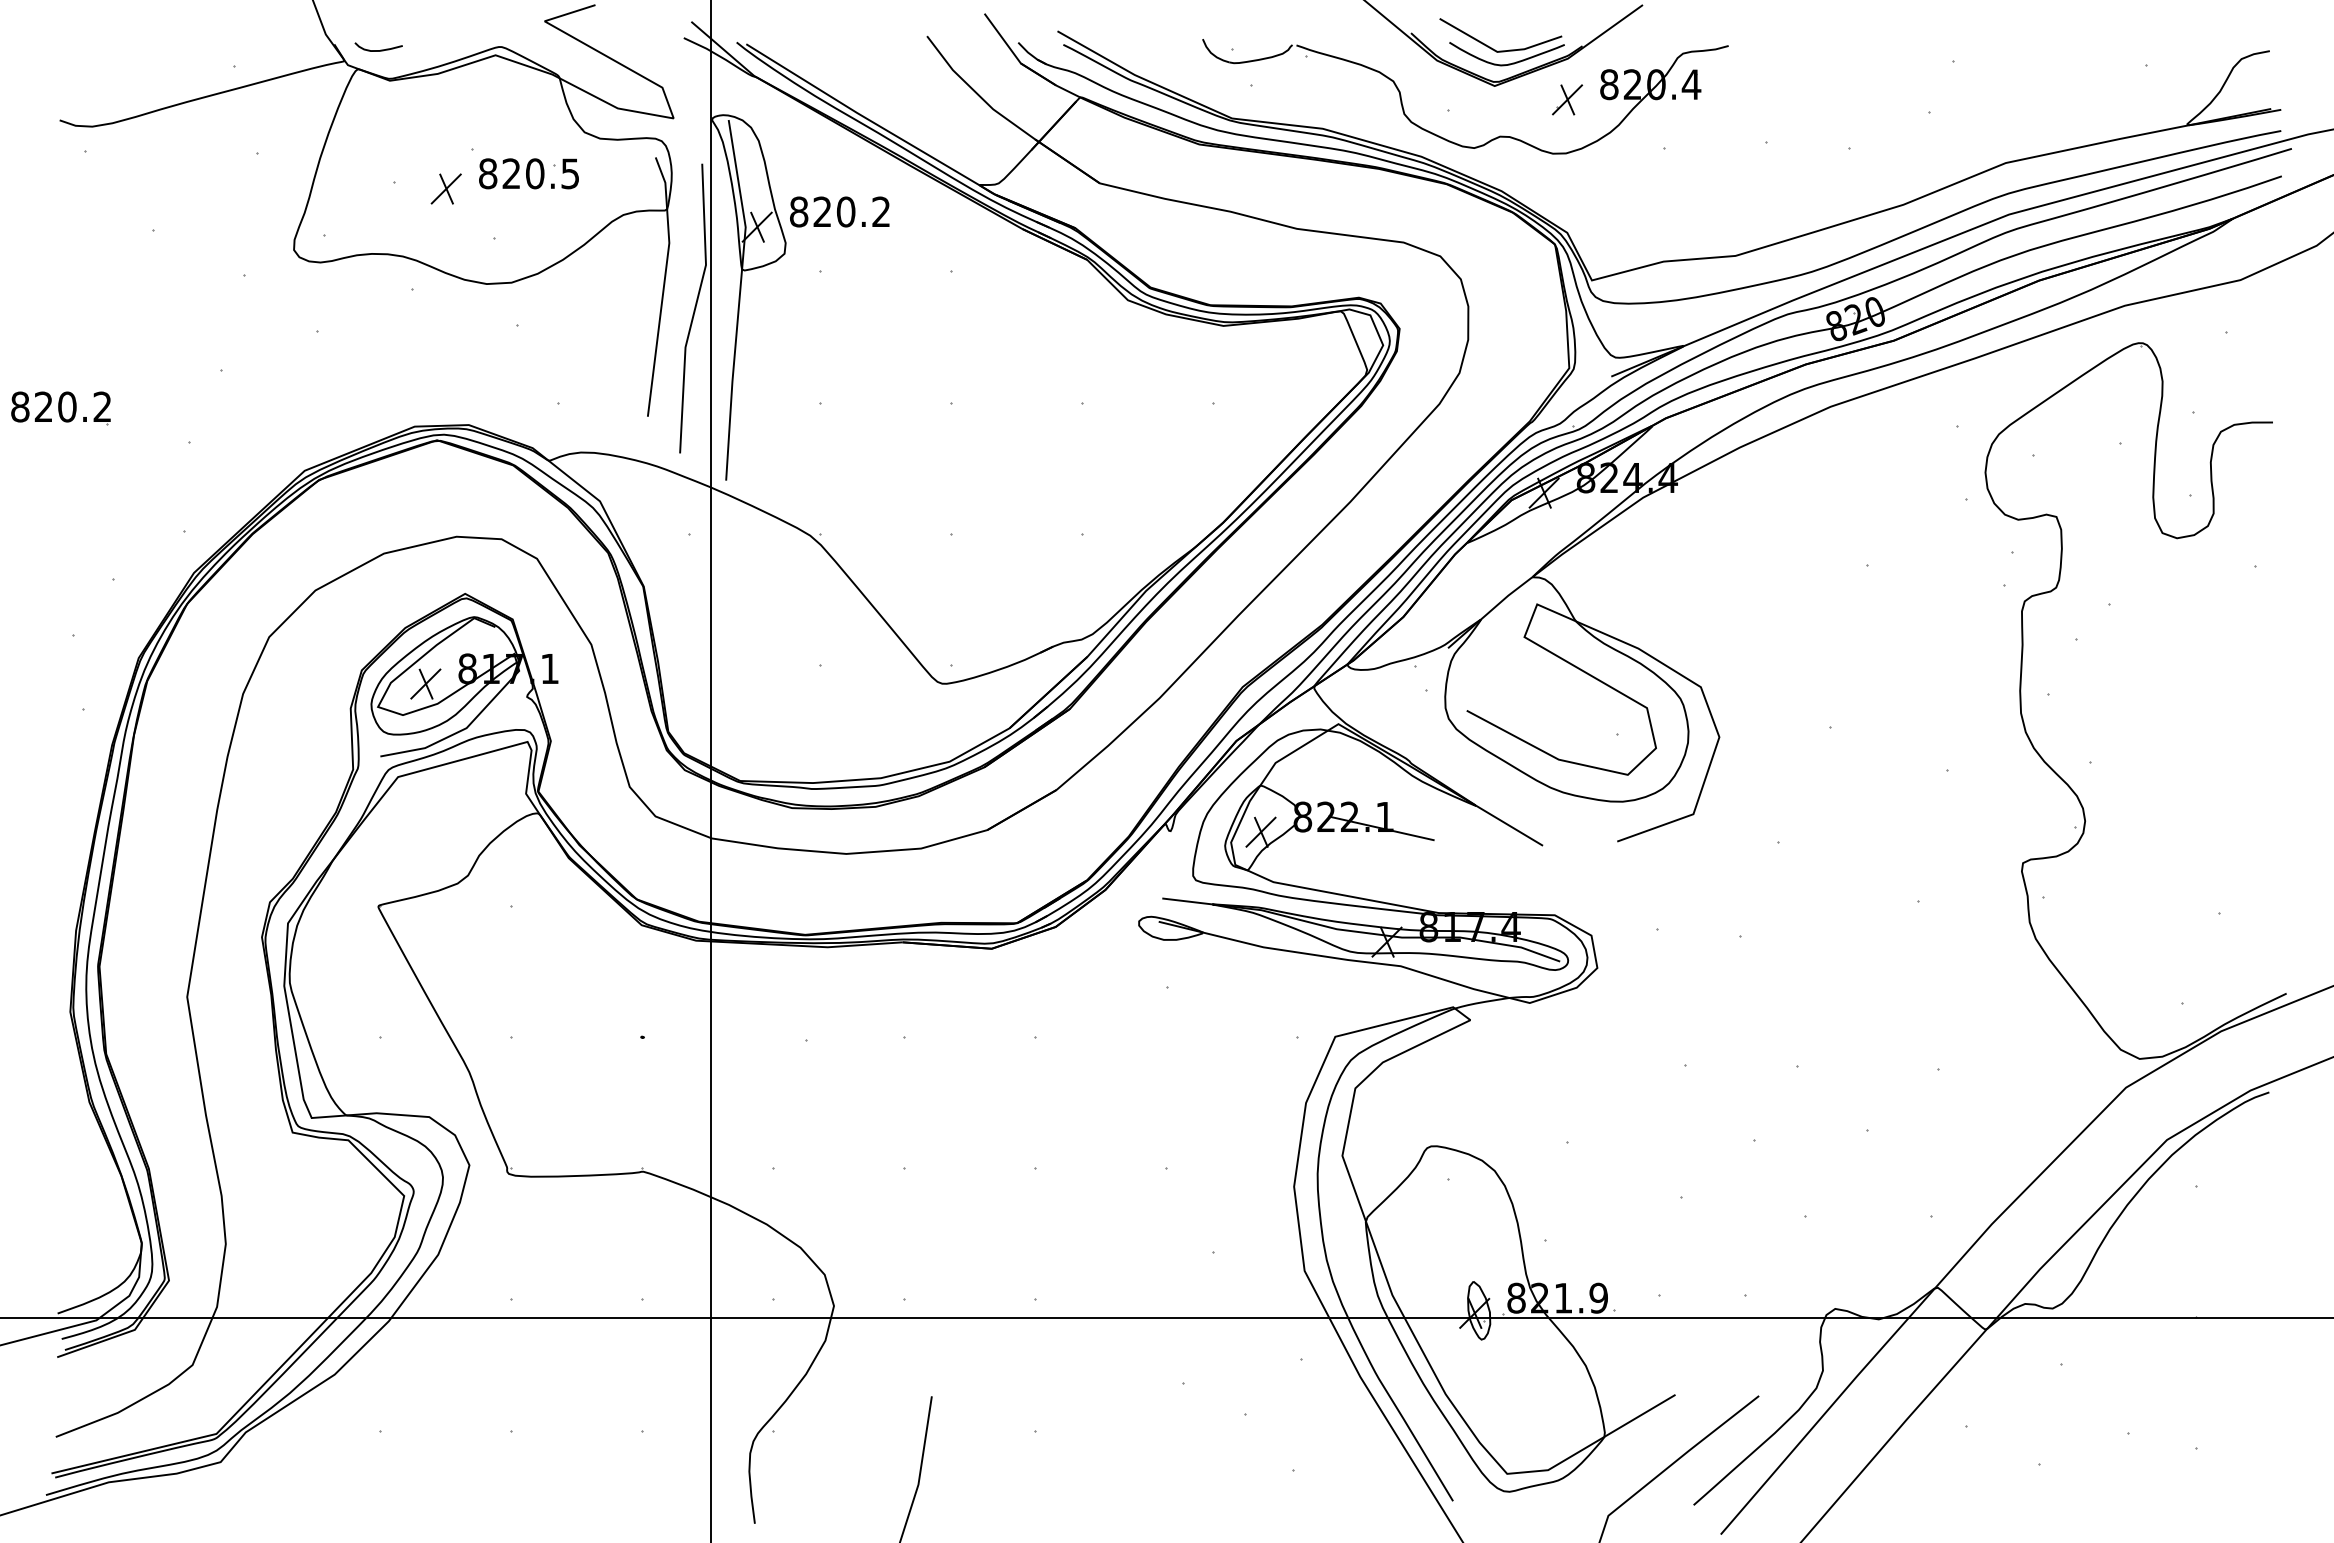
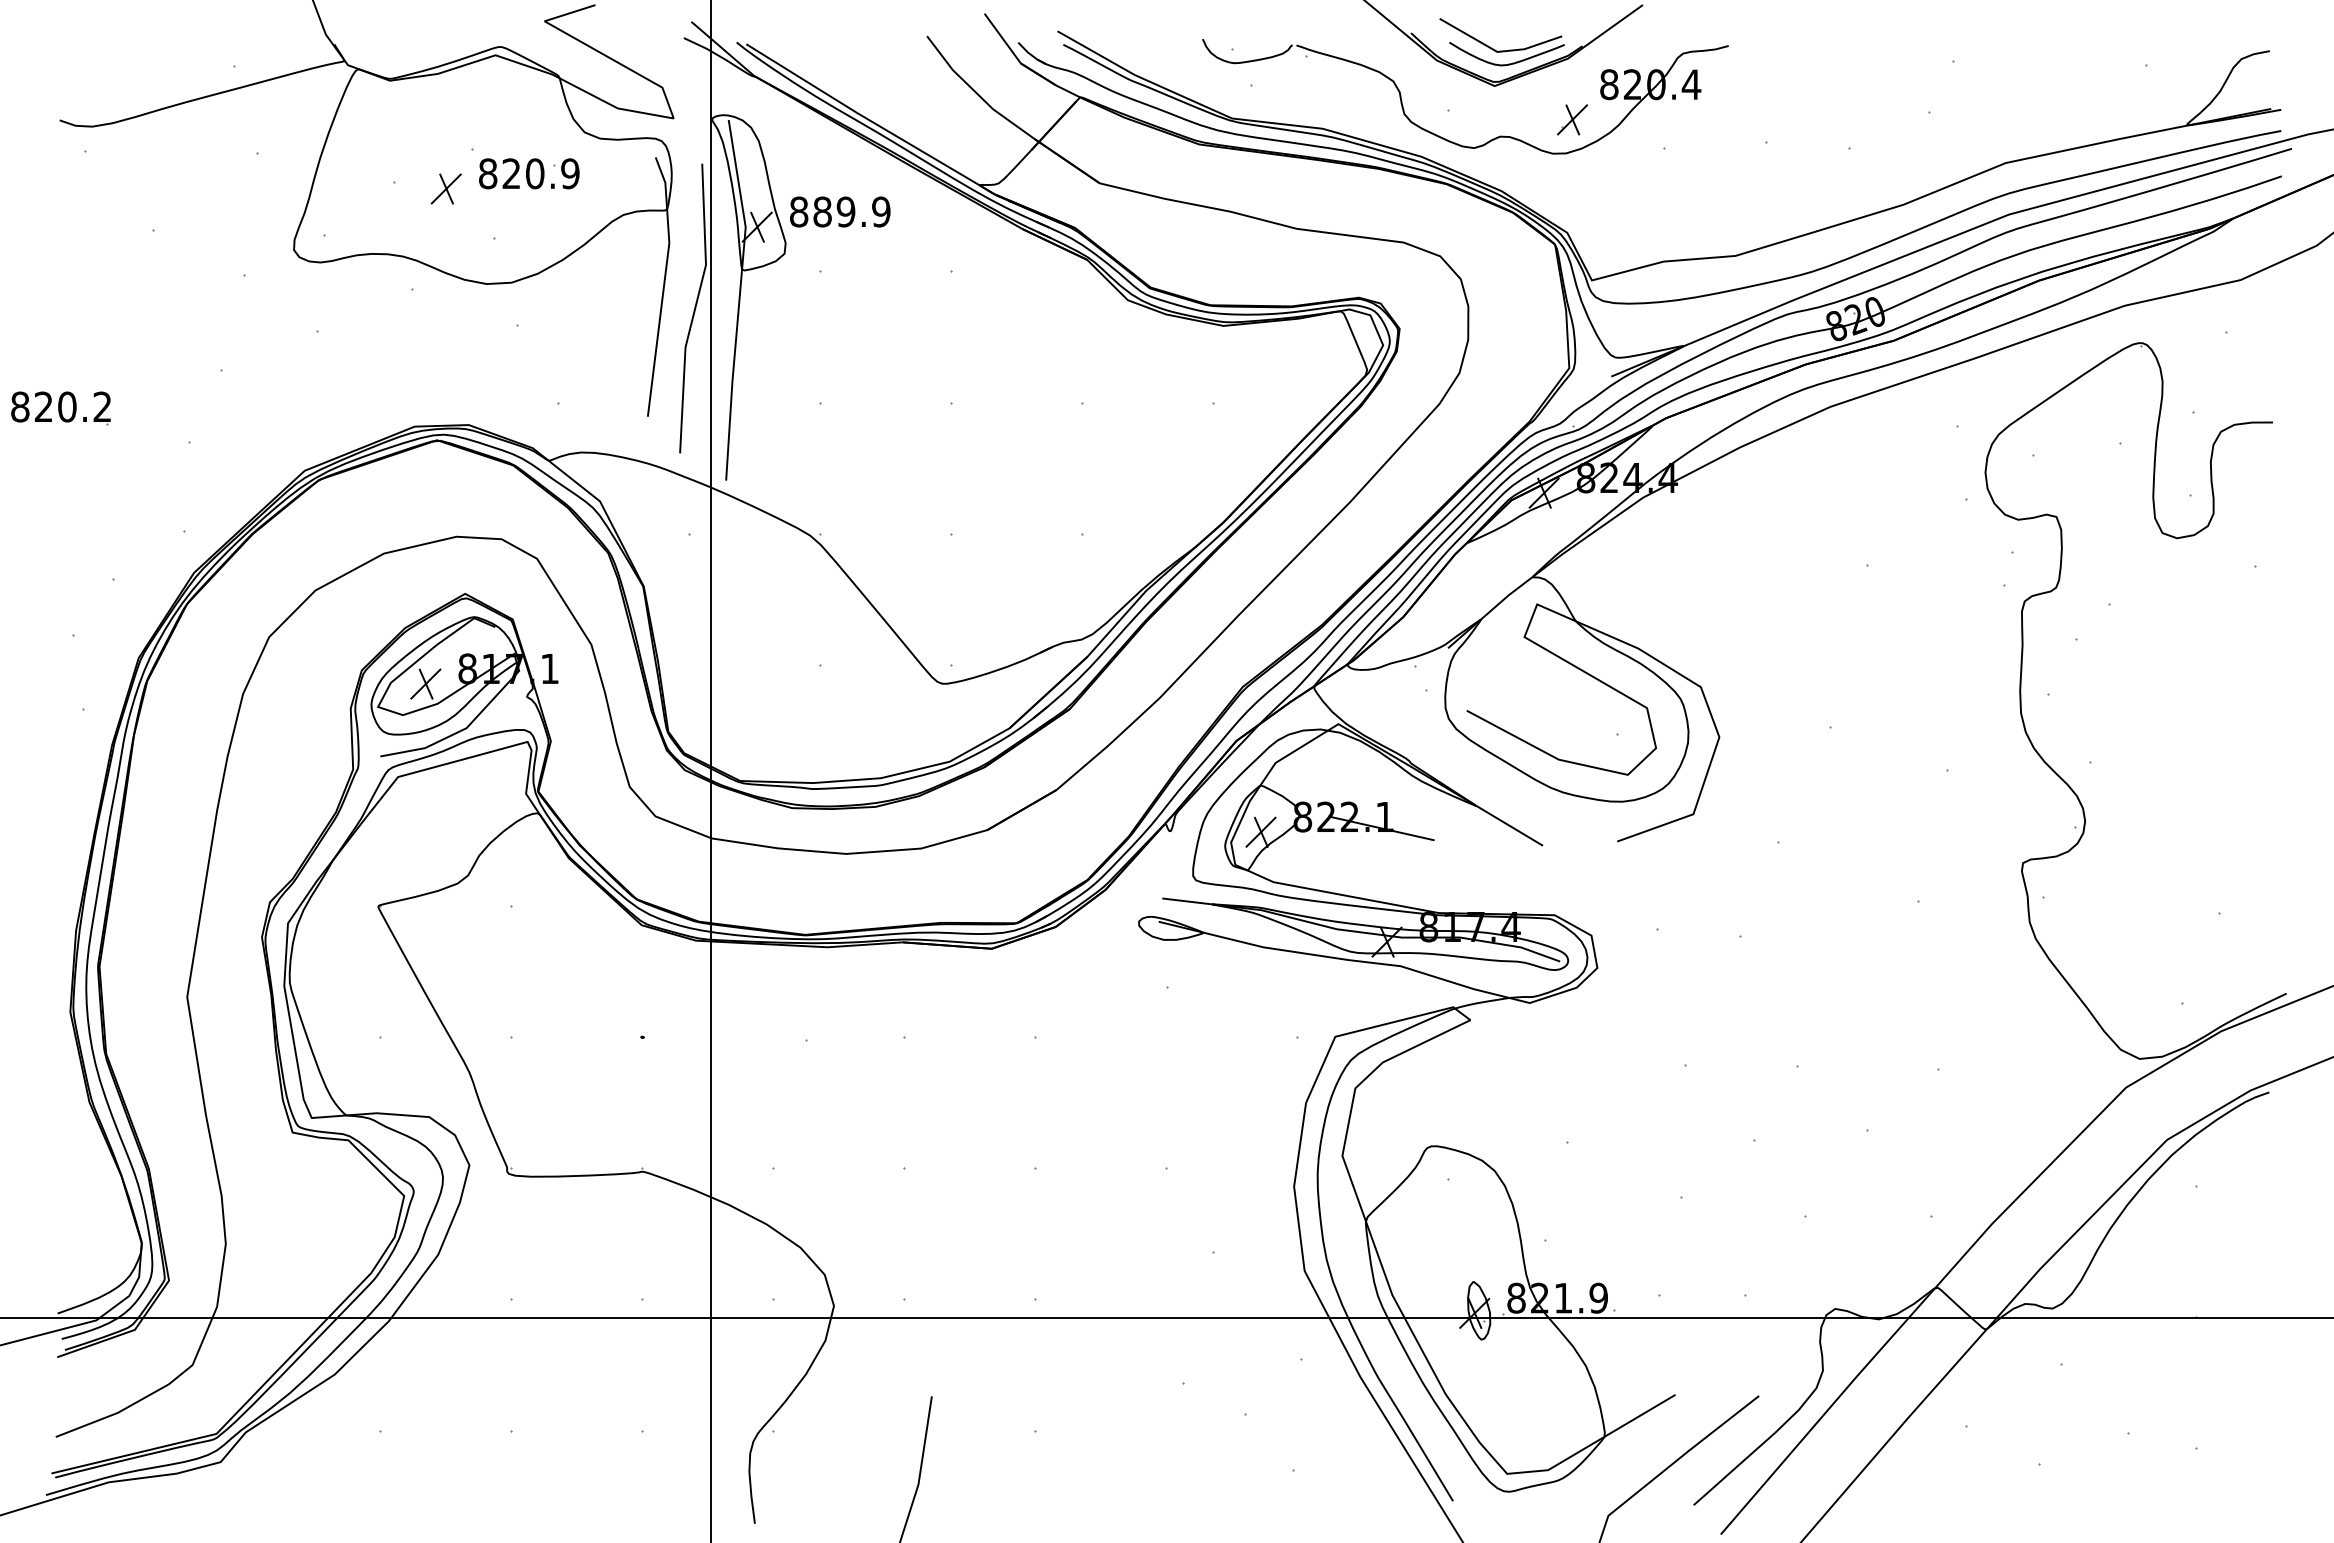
curve: present -> none (380, 49)
part position: (1567, 99) -> (1572, 119) (1572, 119)
text: 820.5 -> 820.9 (570, 173)
text: 820.2 -> 889.9 (851, 211)
